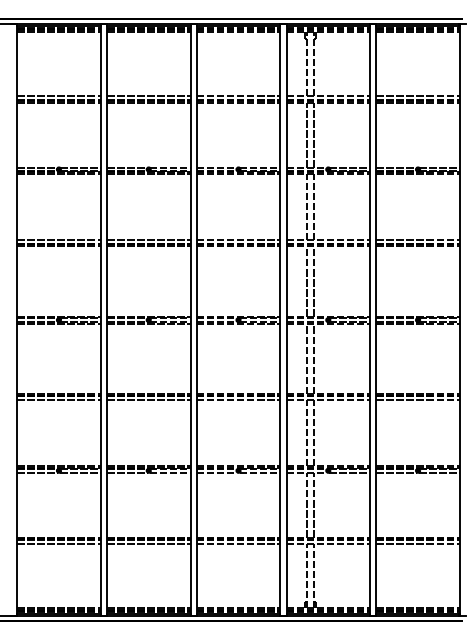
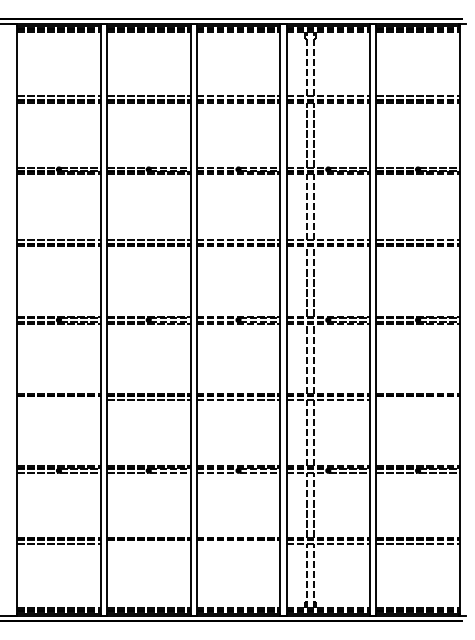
line: present -> none (58, 400)
line: present -> none (417, 400)
line: present -> none (148, 544)
line: present -> none (238, 544)
